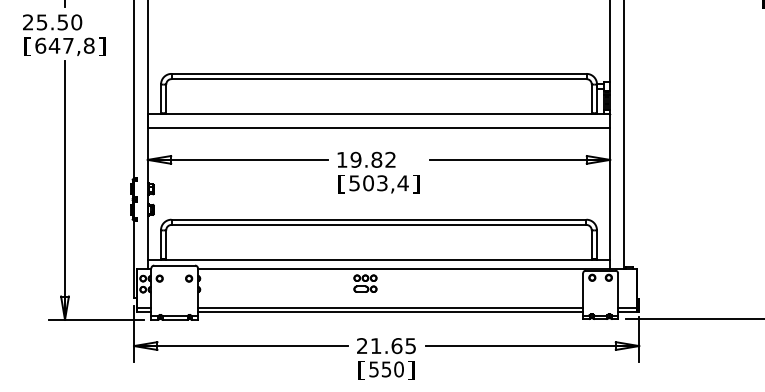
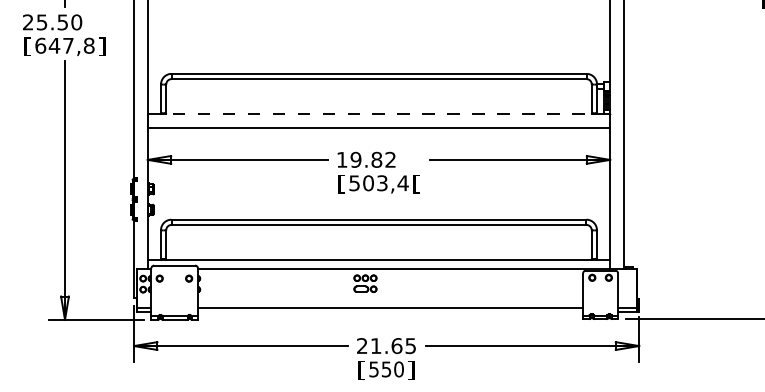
line: solid -> dashed (379, 113)
text: ] -> [ (416, 183)
line: present -> none (390, 312)
